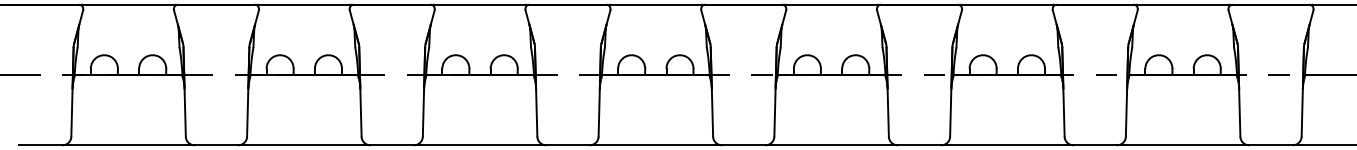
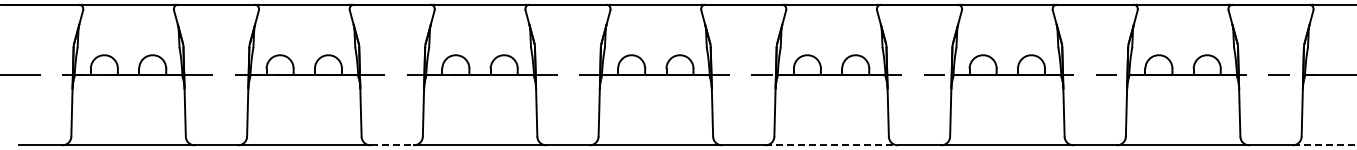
line: solid -> dashed (392, 145)
line: solid -> dashed (832, 145)
line: solid -> dashed (1324, 145)
